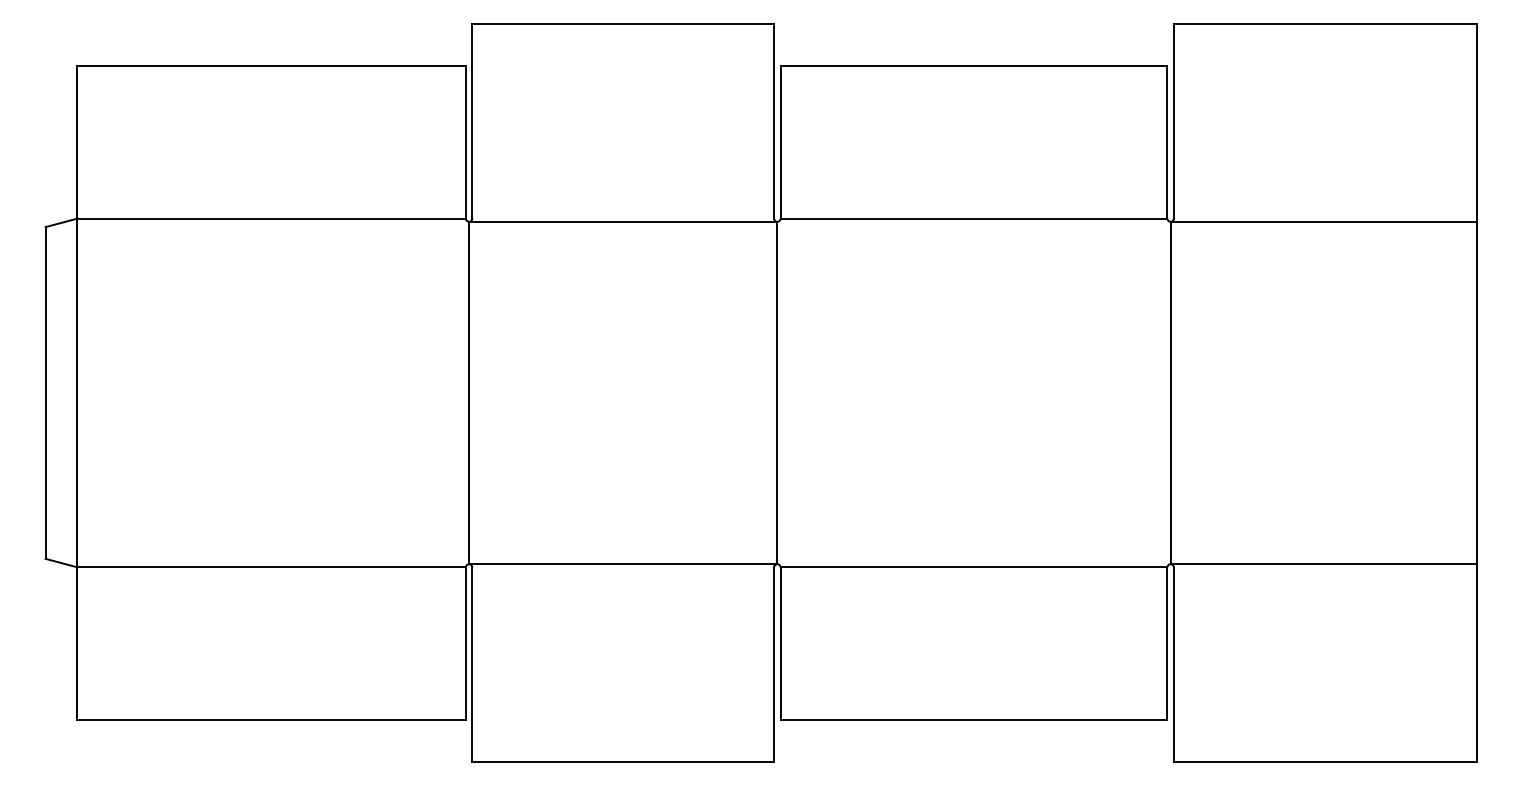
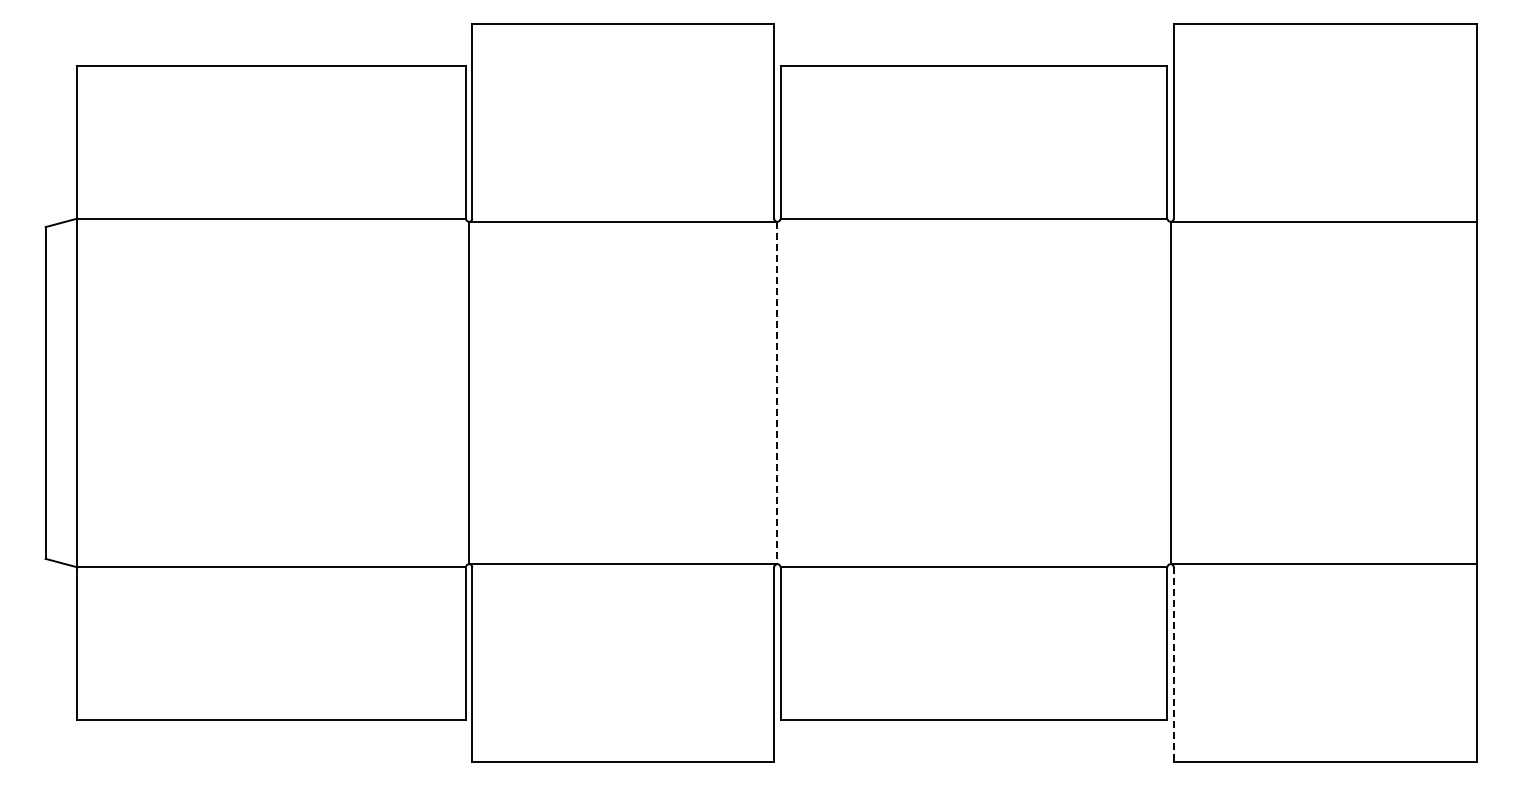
line: solid -> dashed (777, 393)
line: solid -> dashed (1173, 664)
